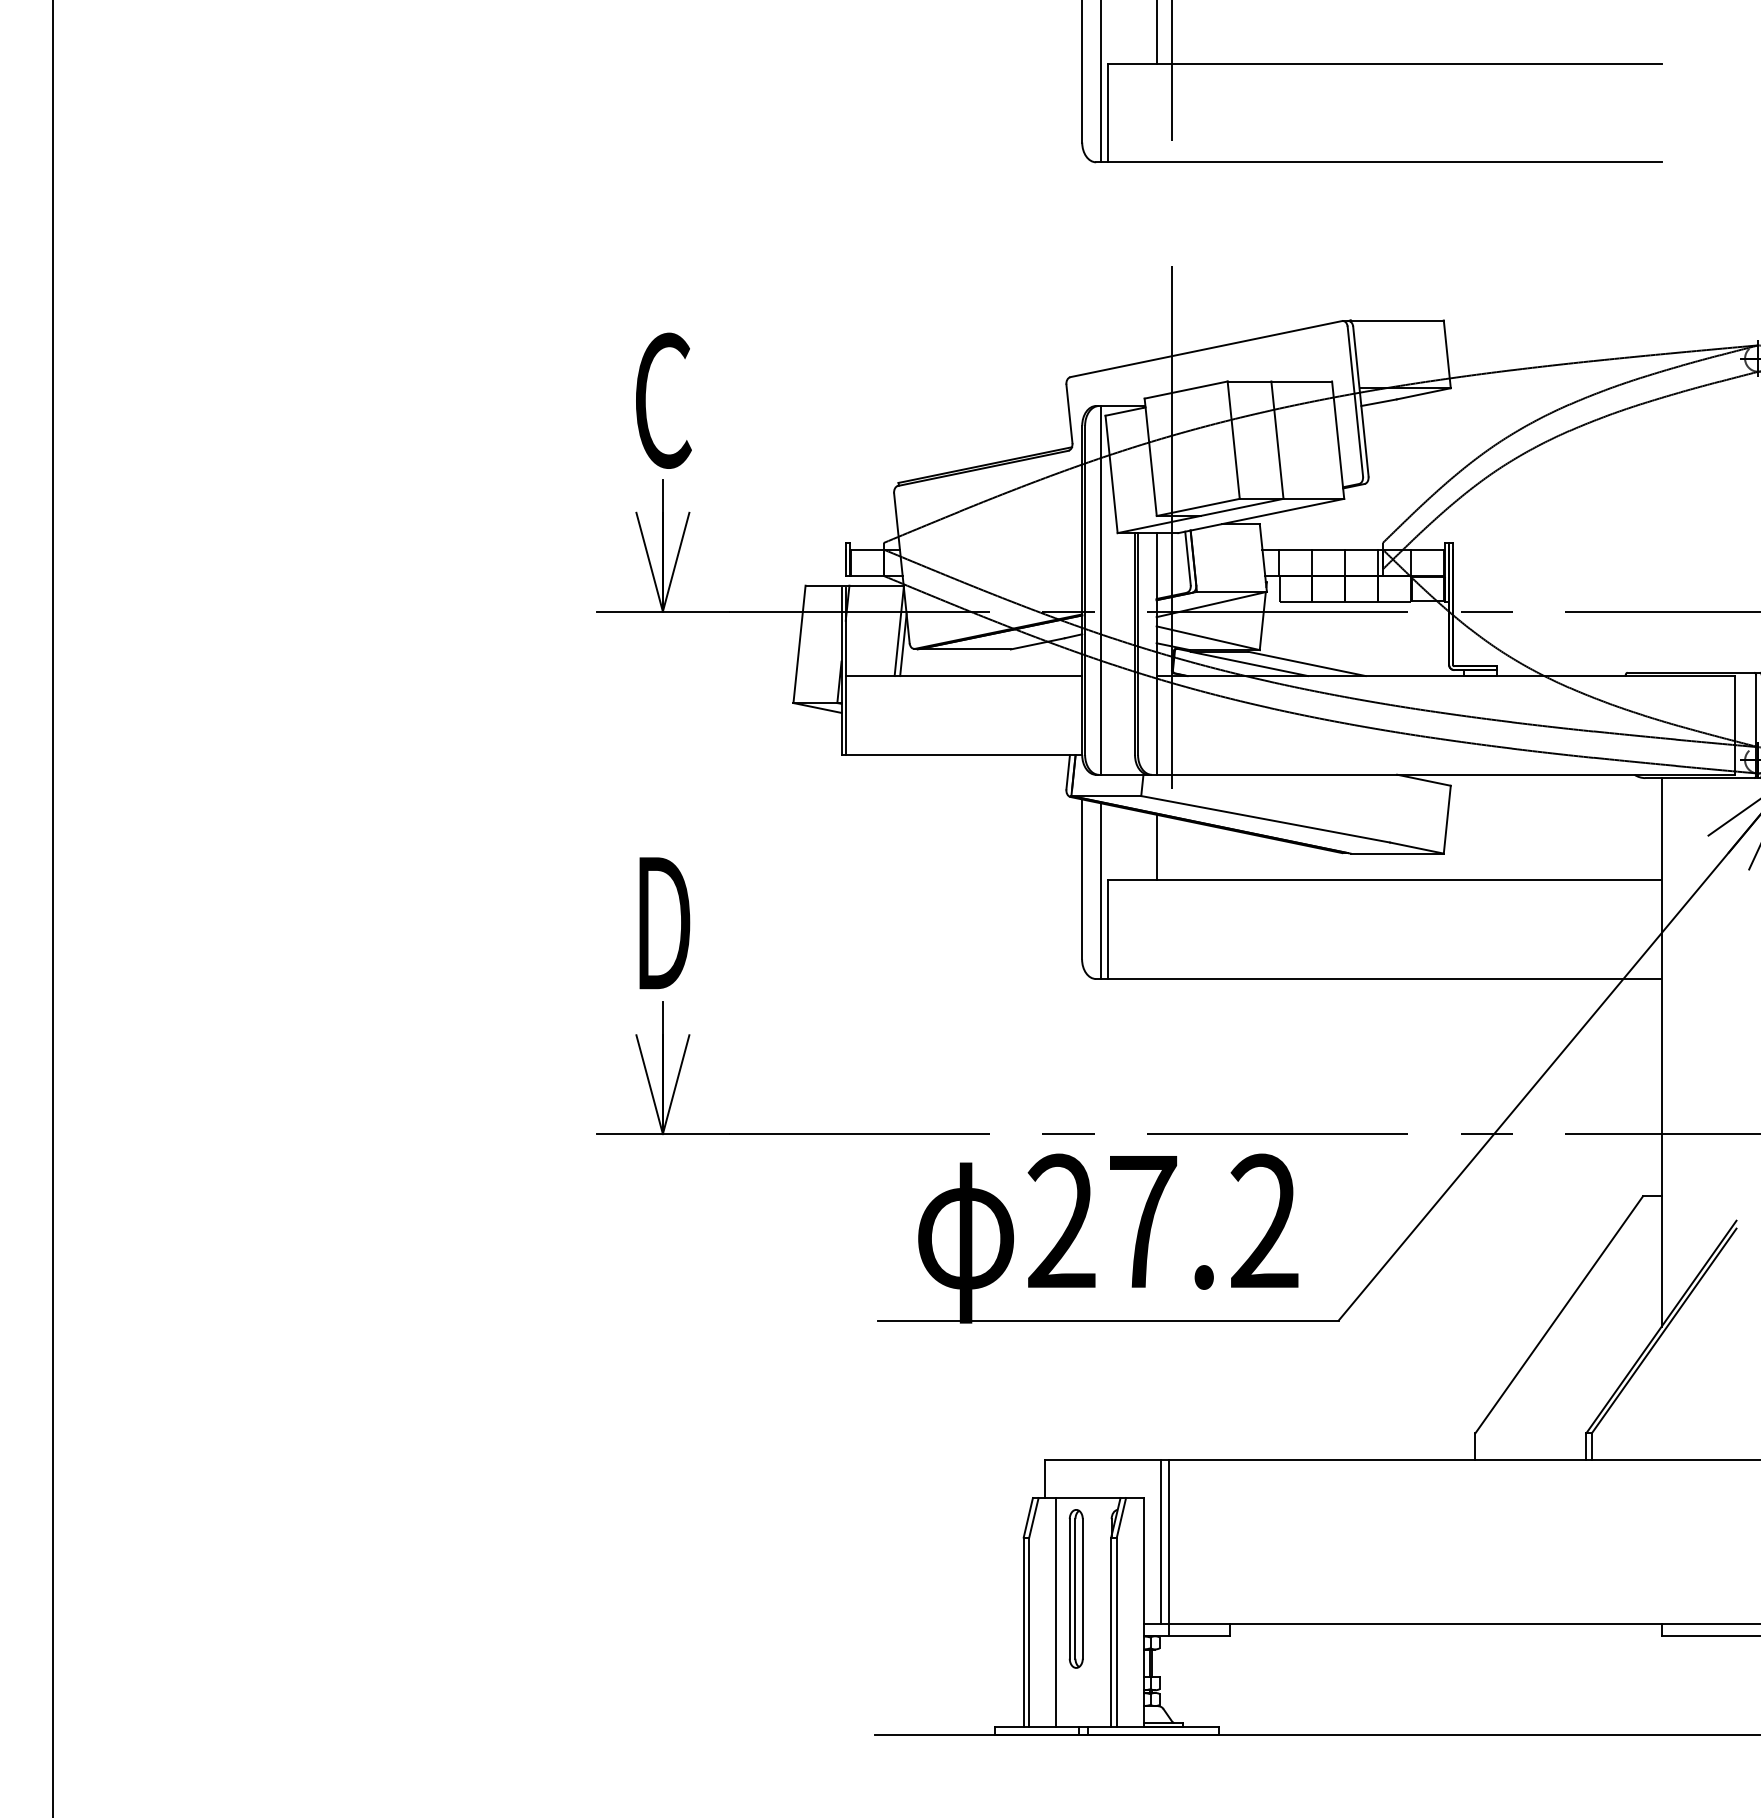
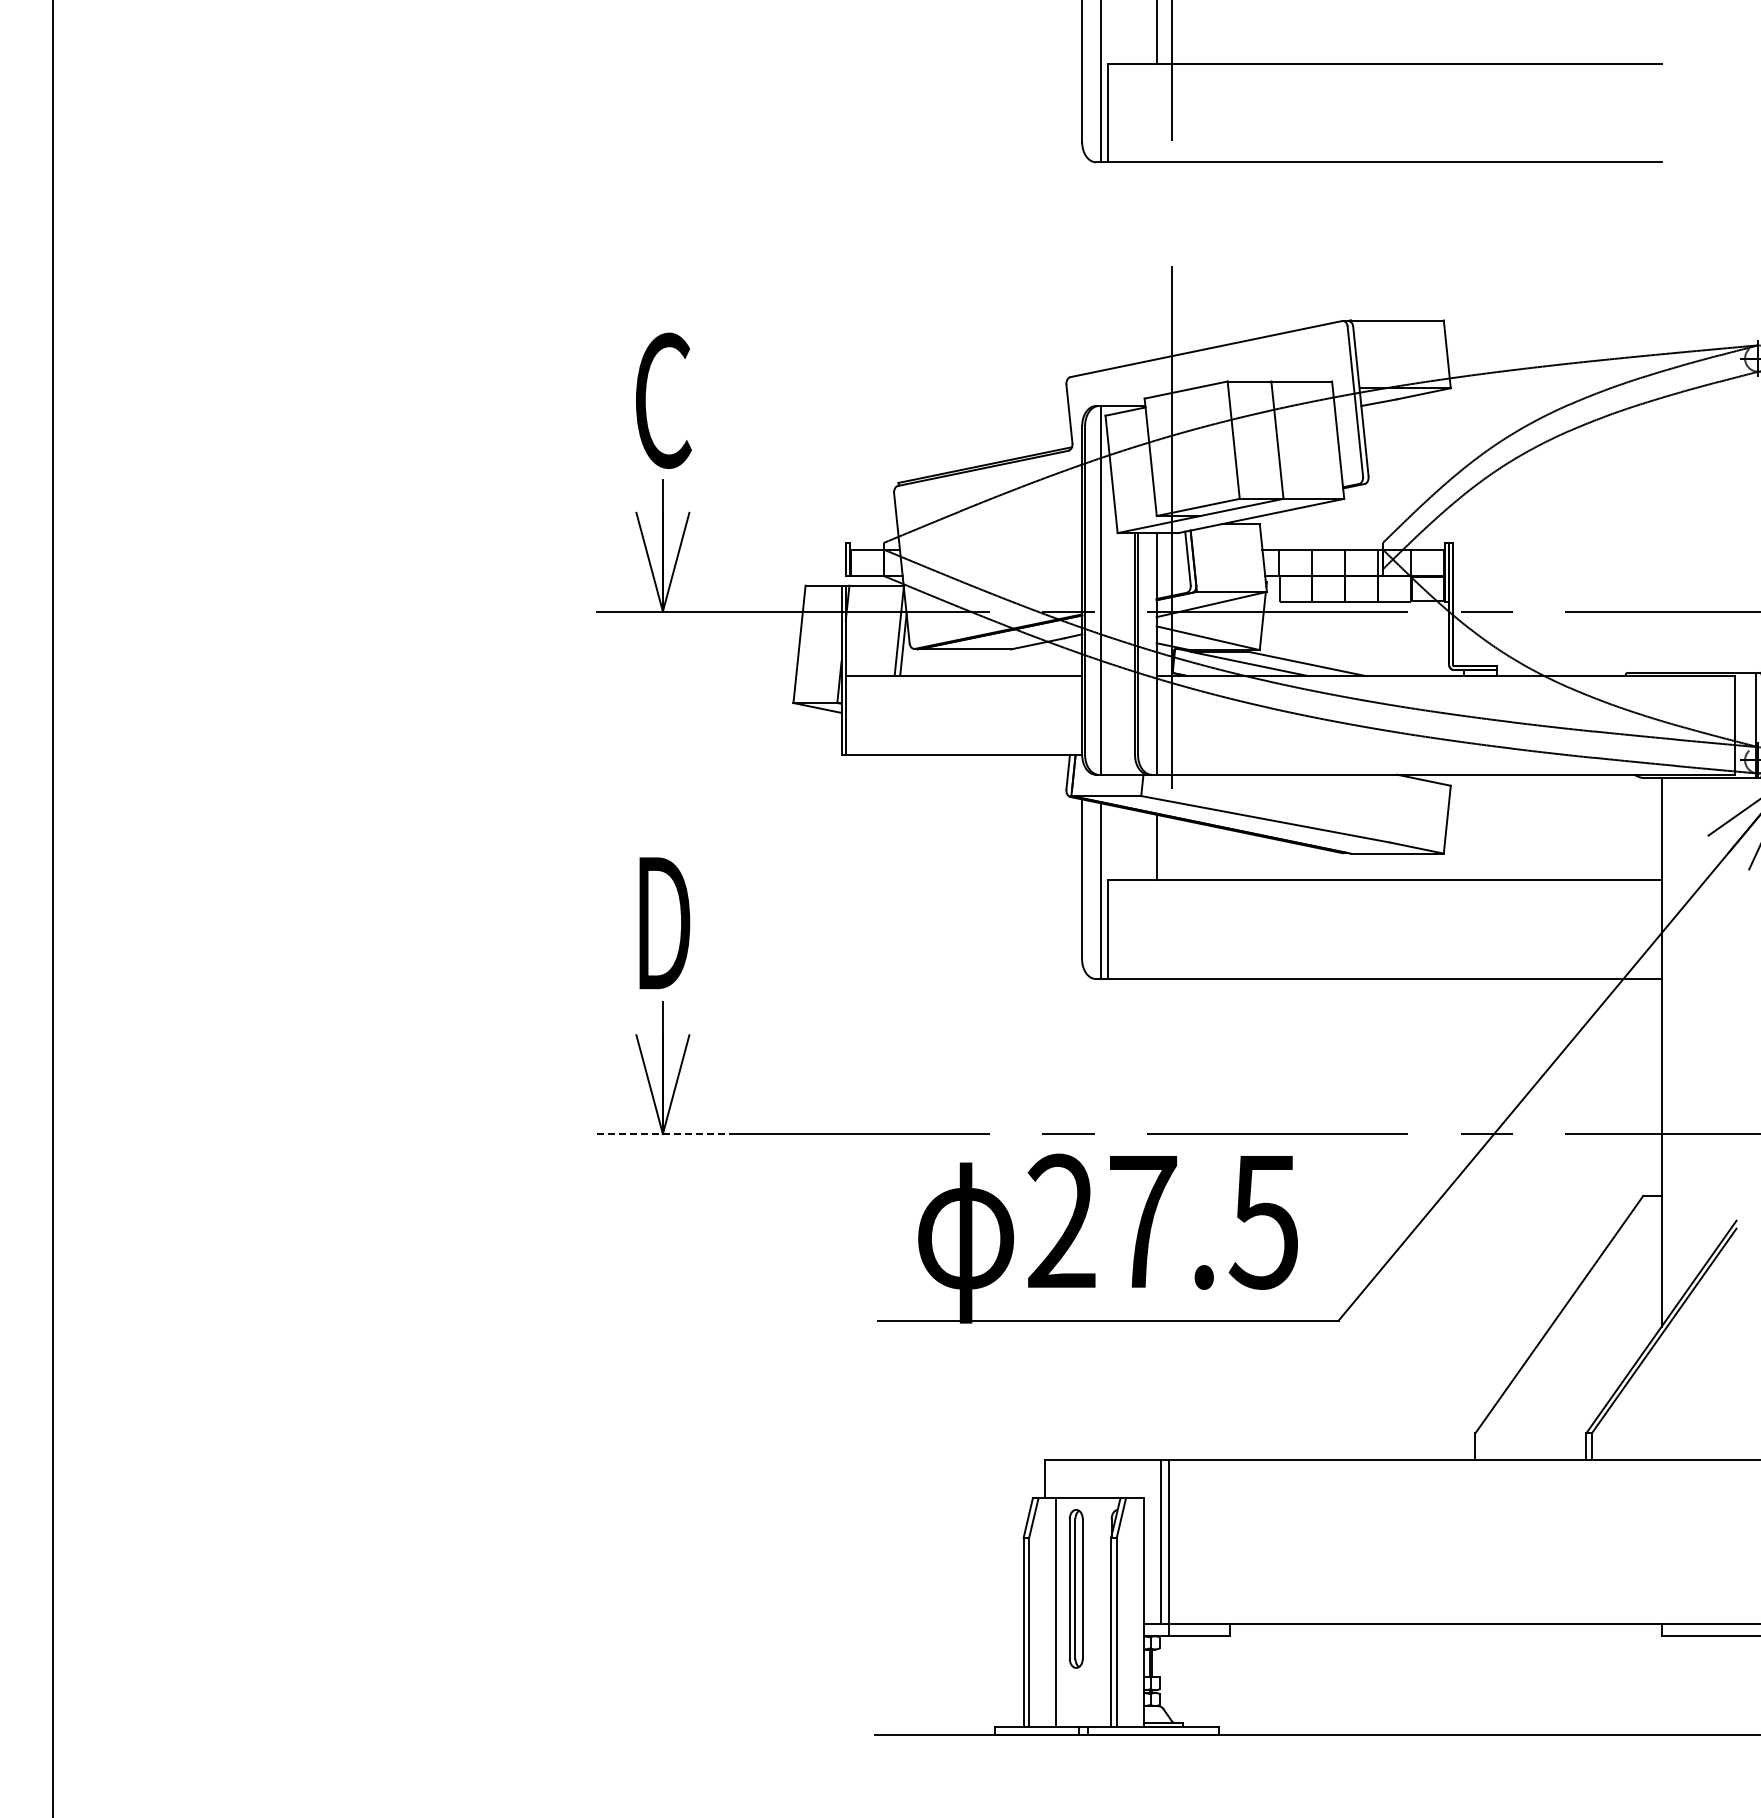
line: solid -> dashed (662, 1134)
text: 27.2 -> 27.5 (1263, 1221)
